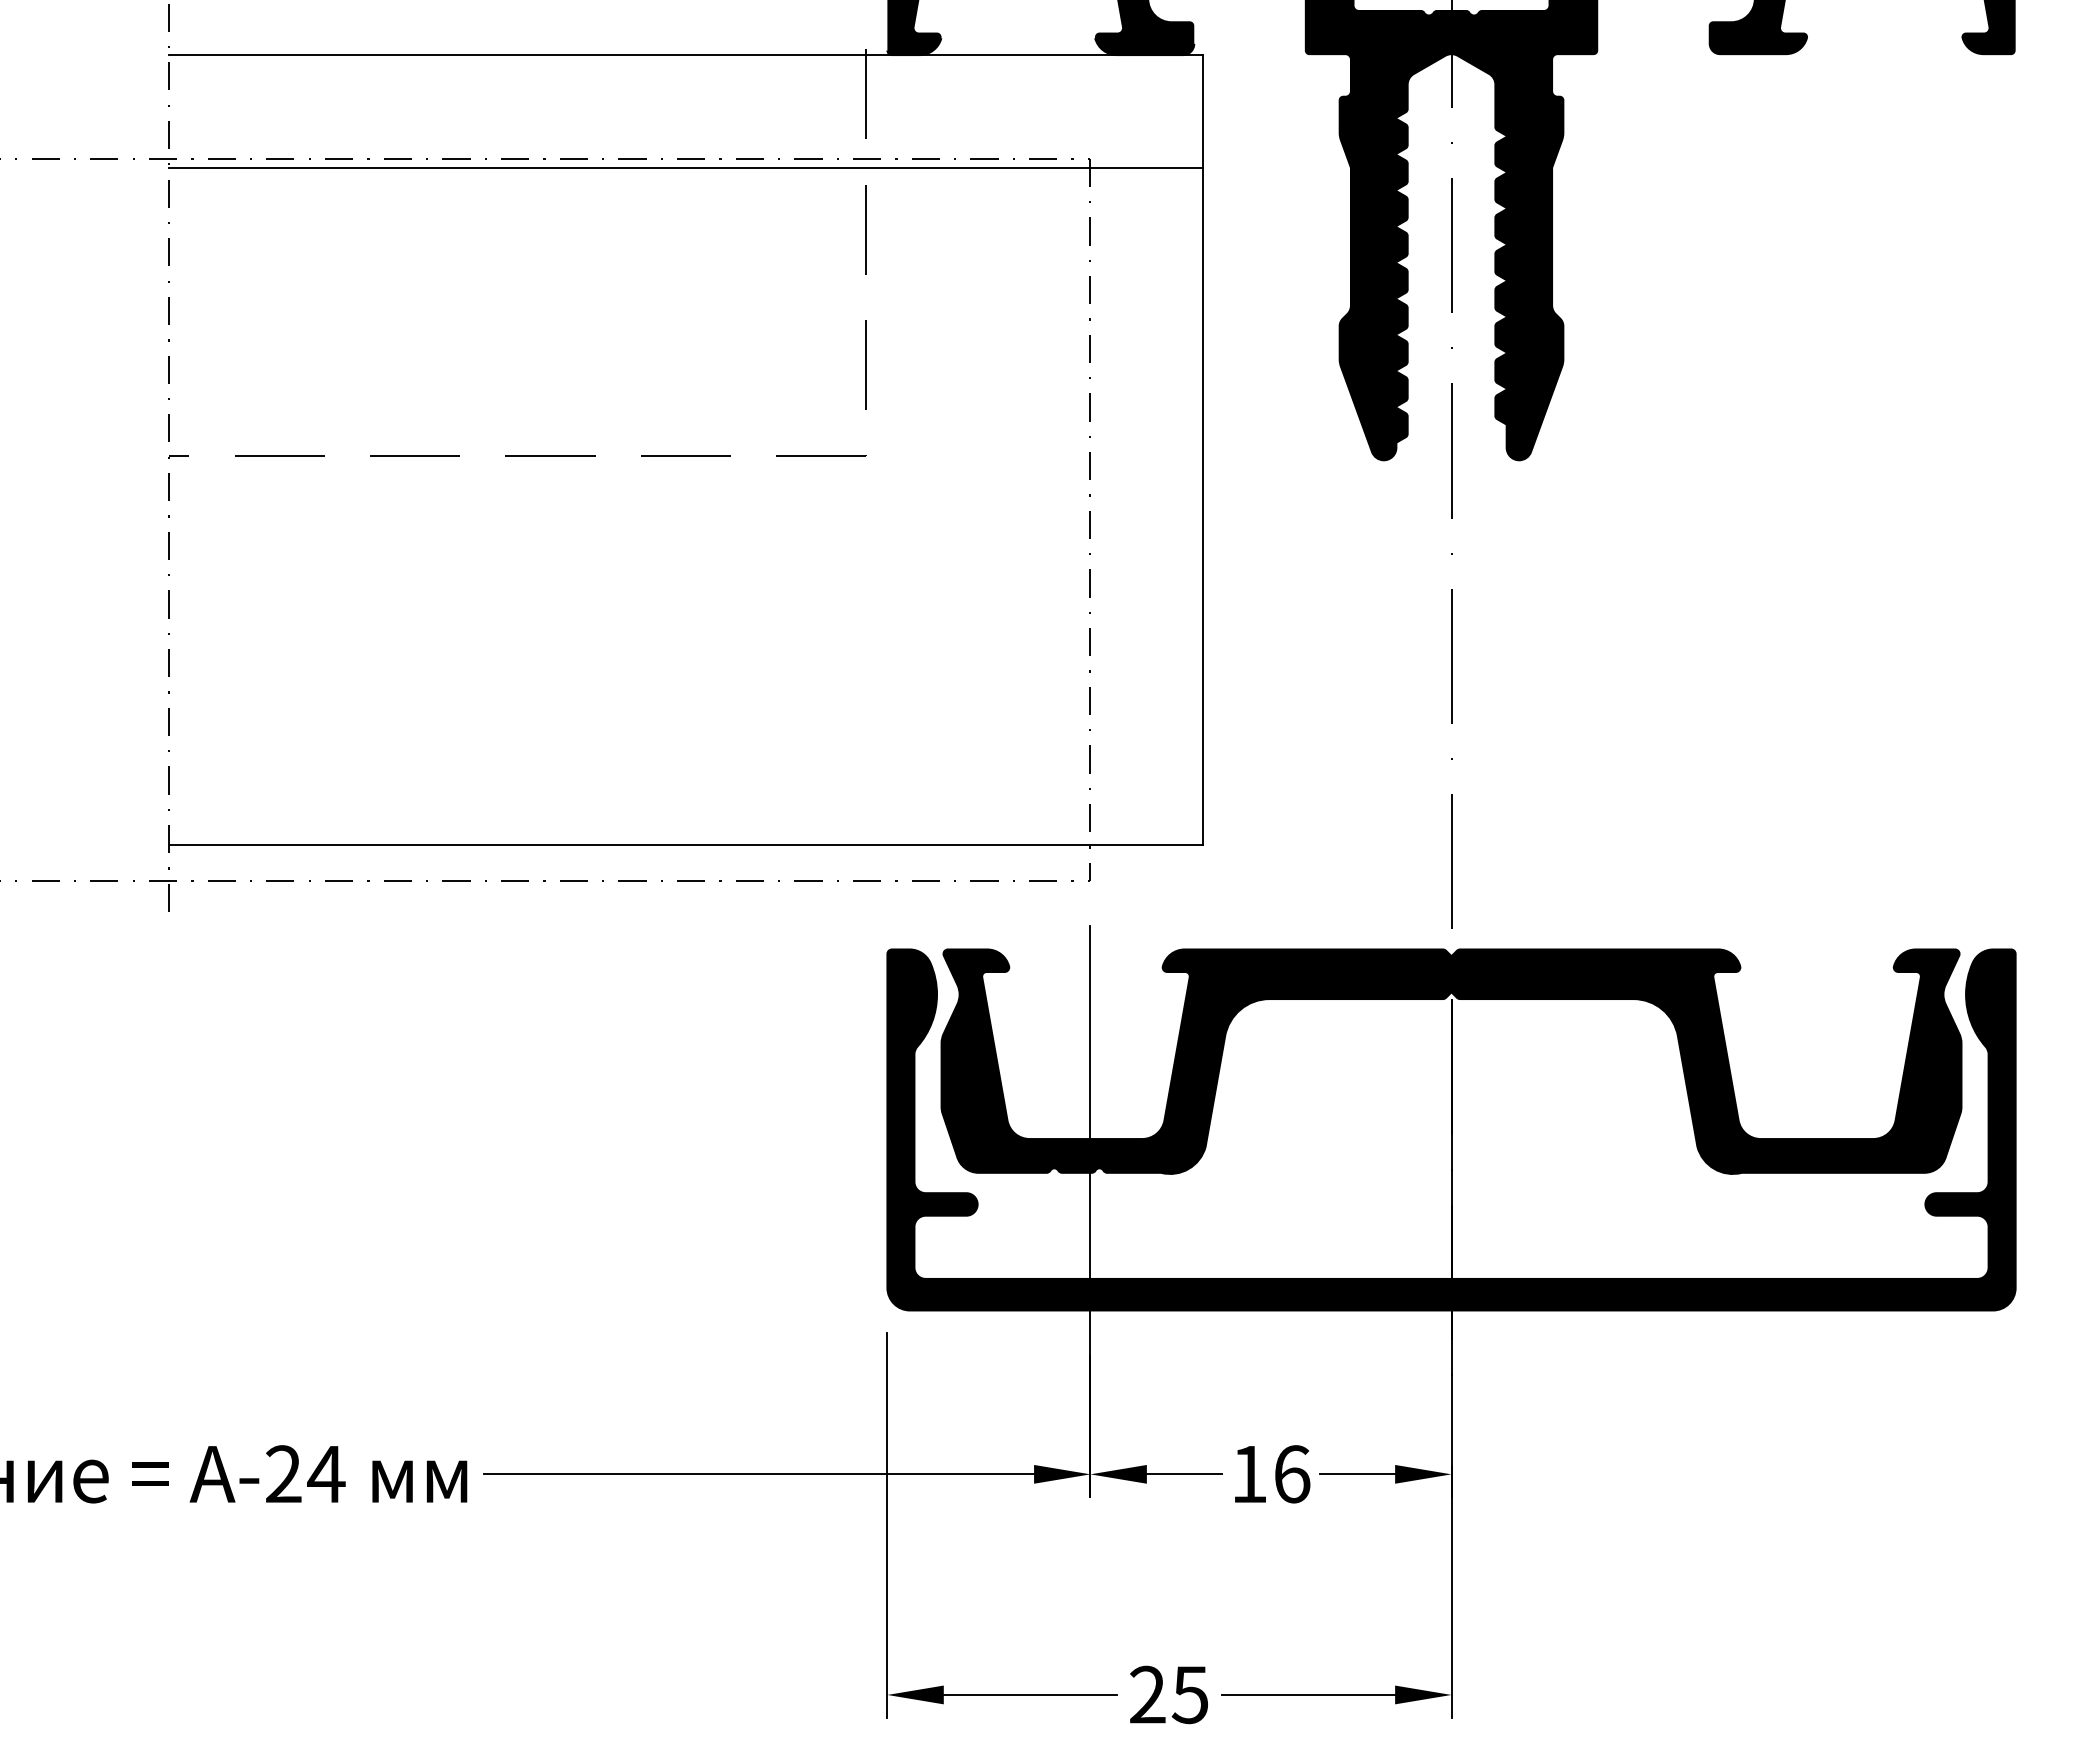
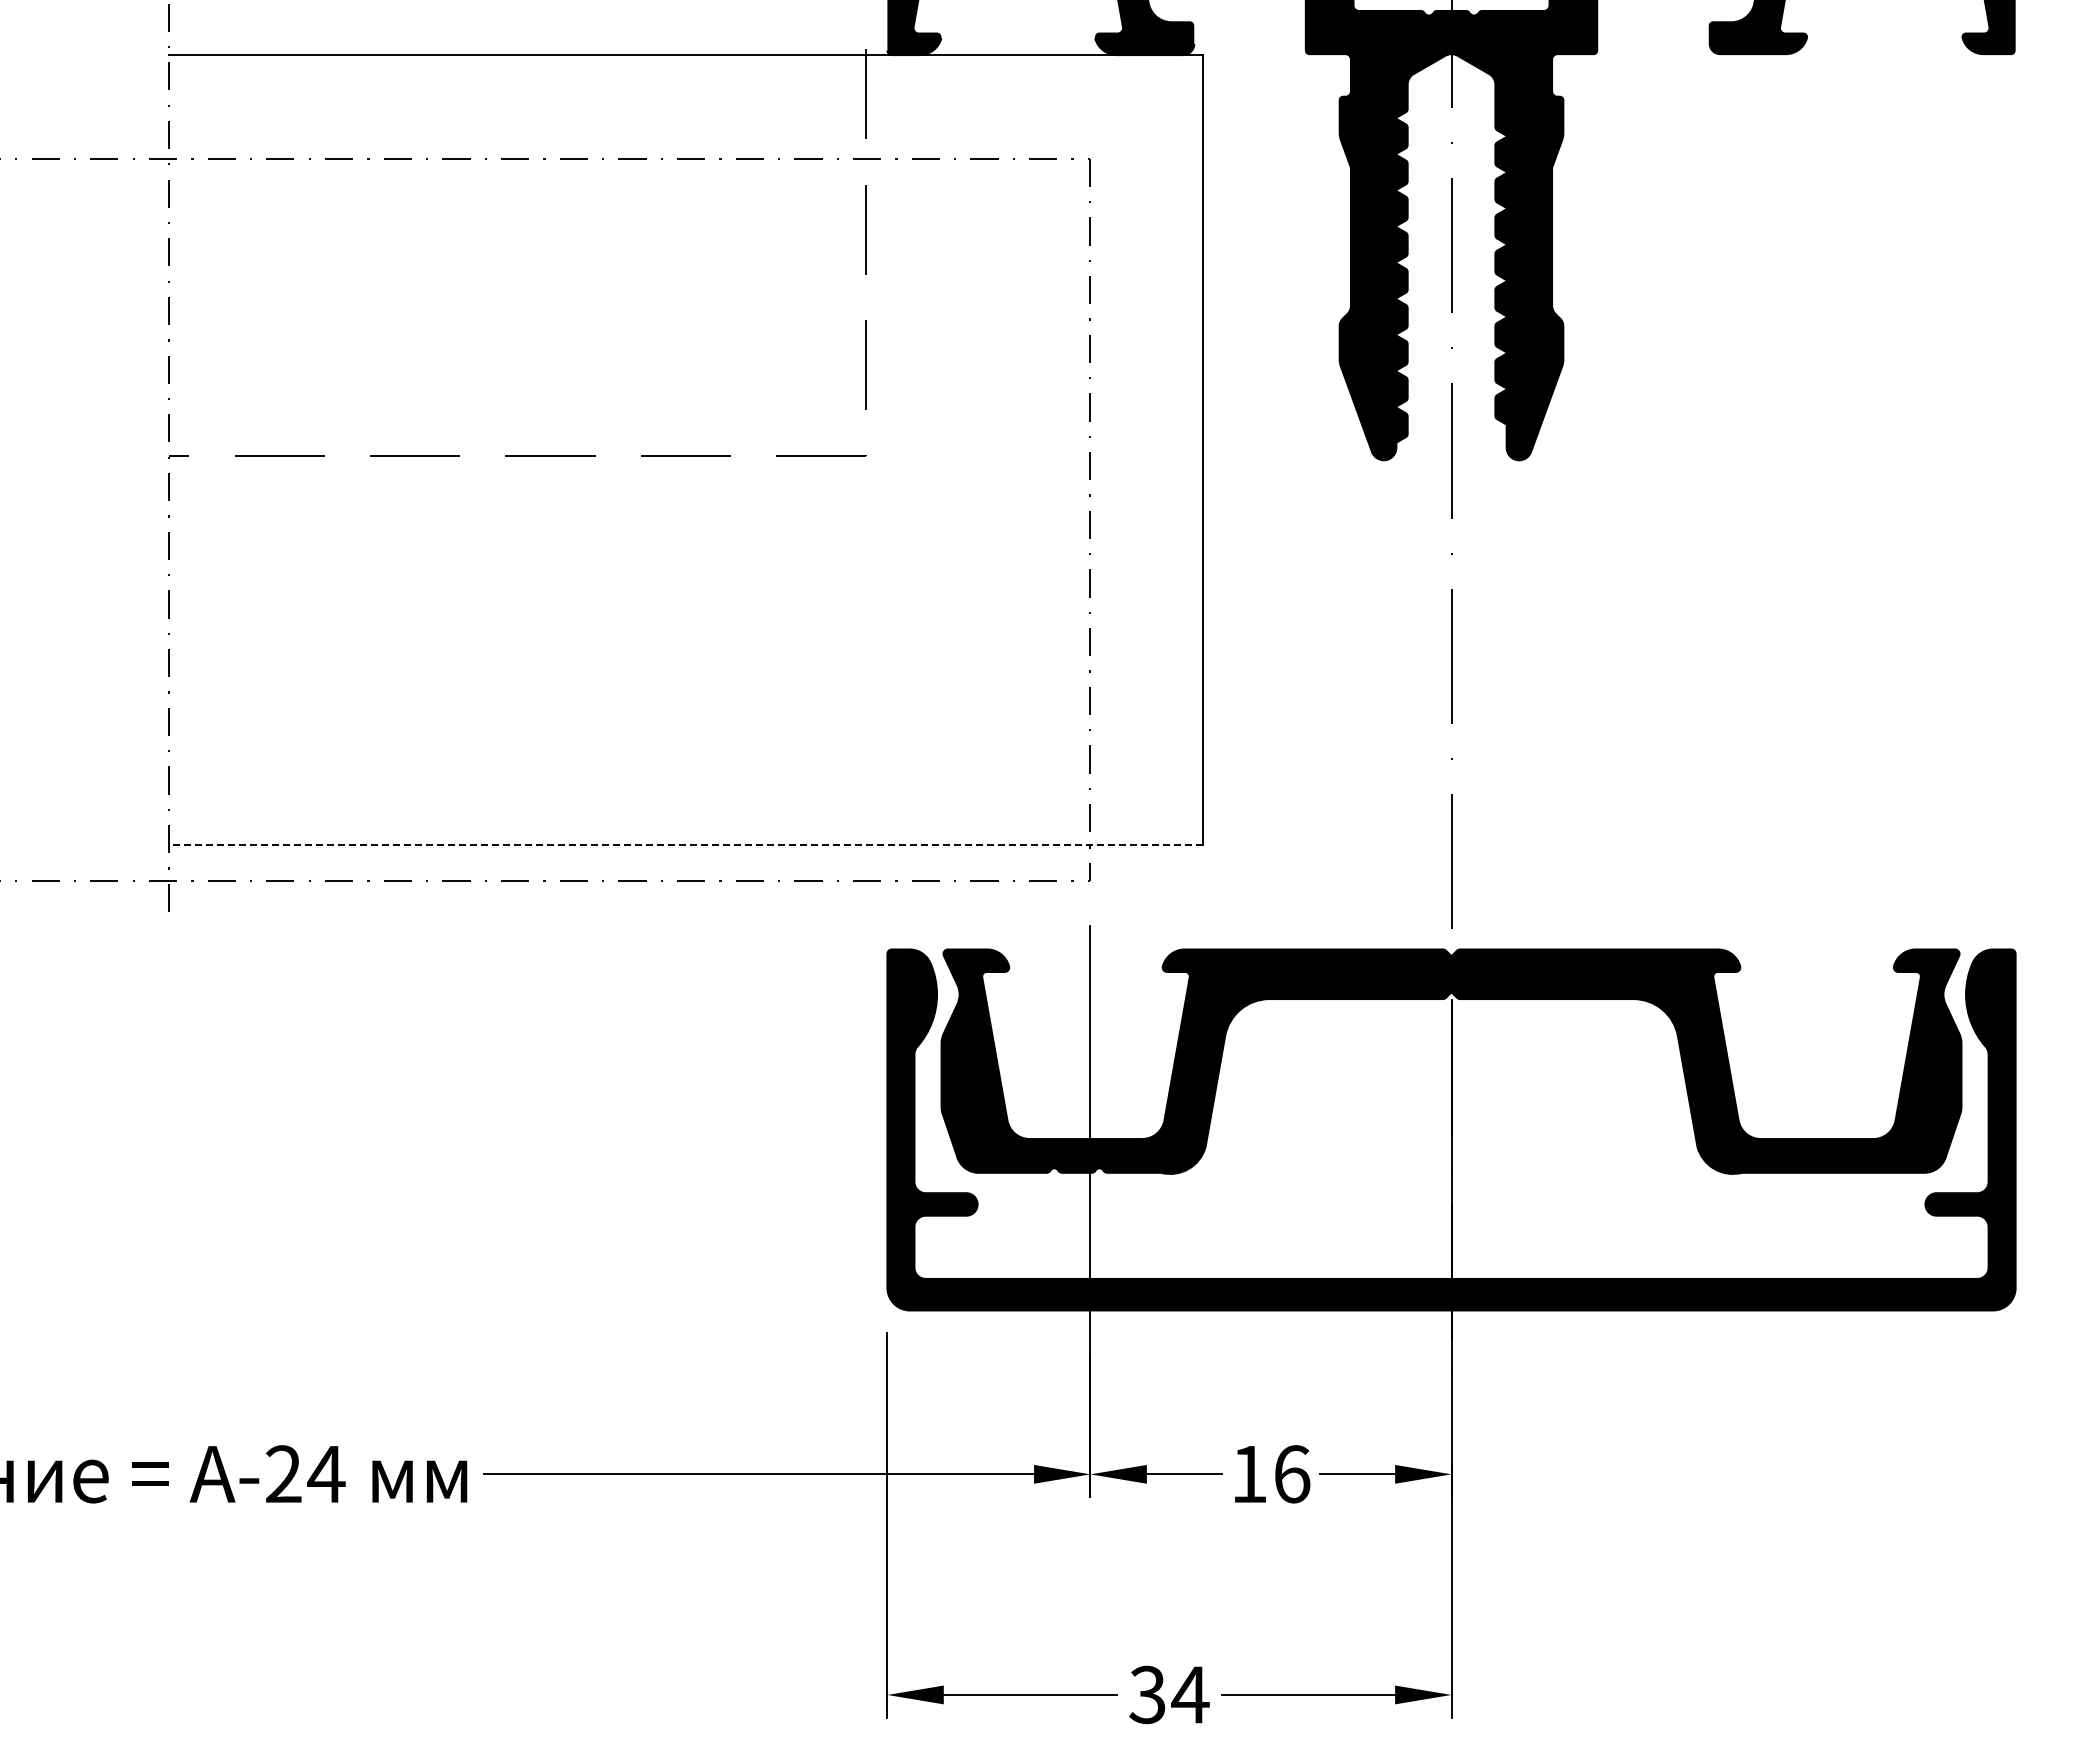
line: present -> none (686, 167)
line: solid -> dashed (686, 844)
text: 25 -> 34 (1169, 1695)
